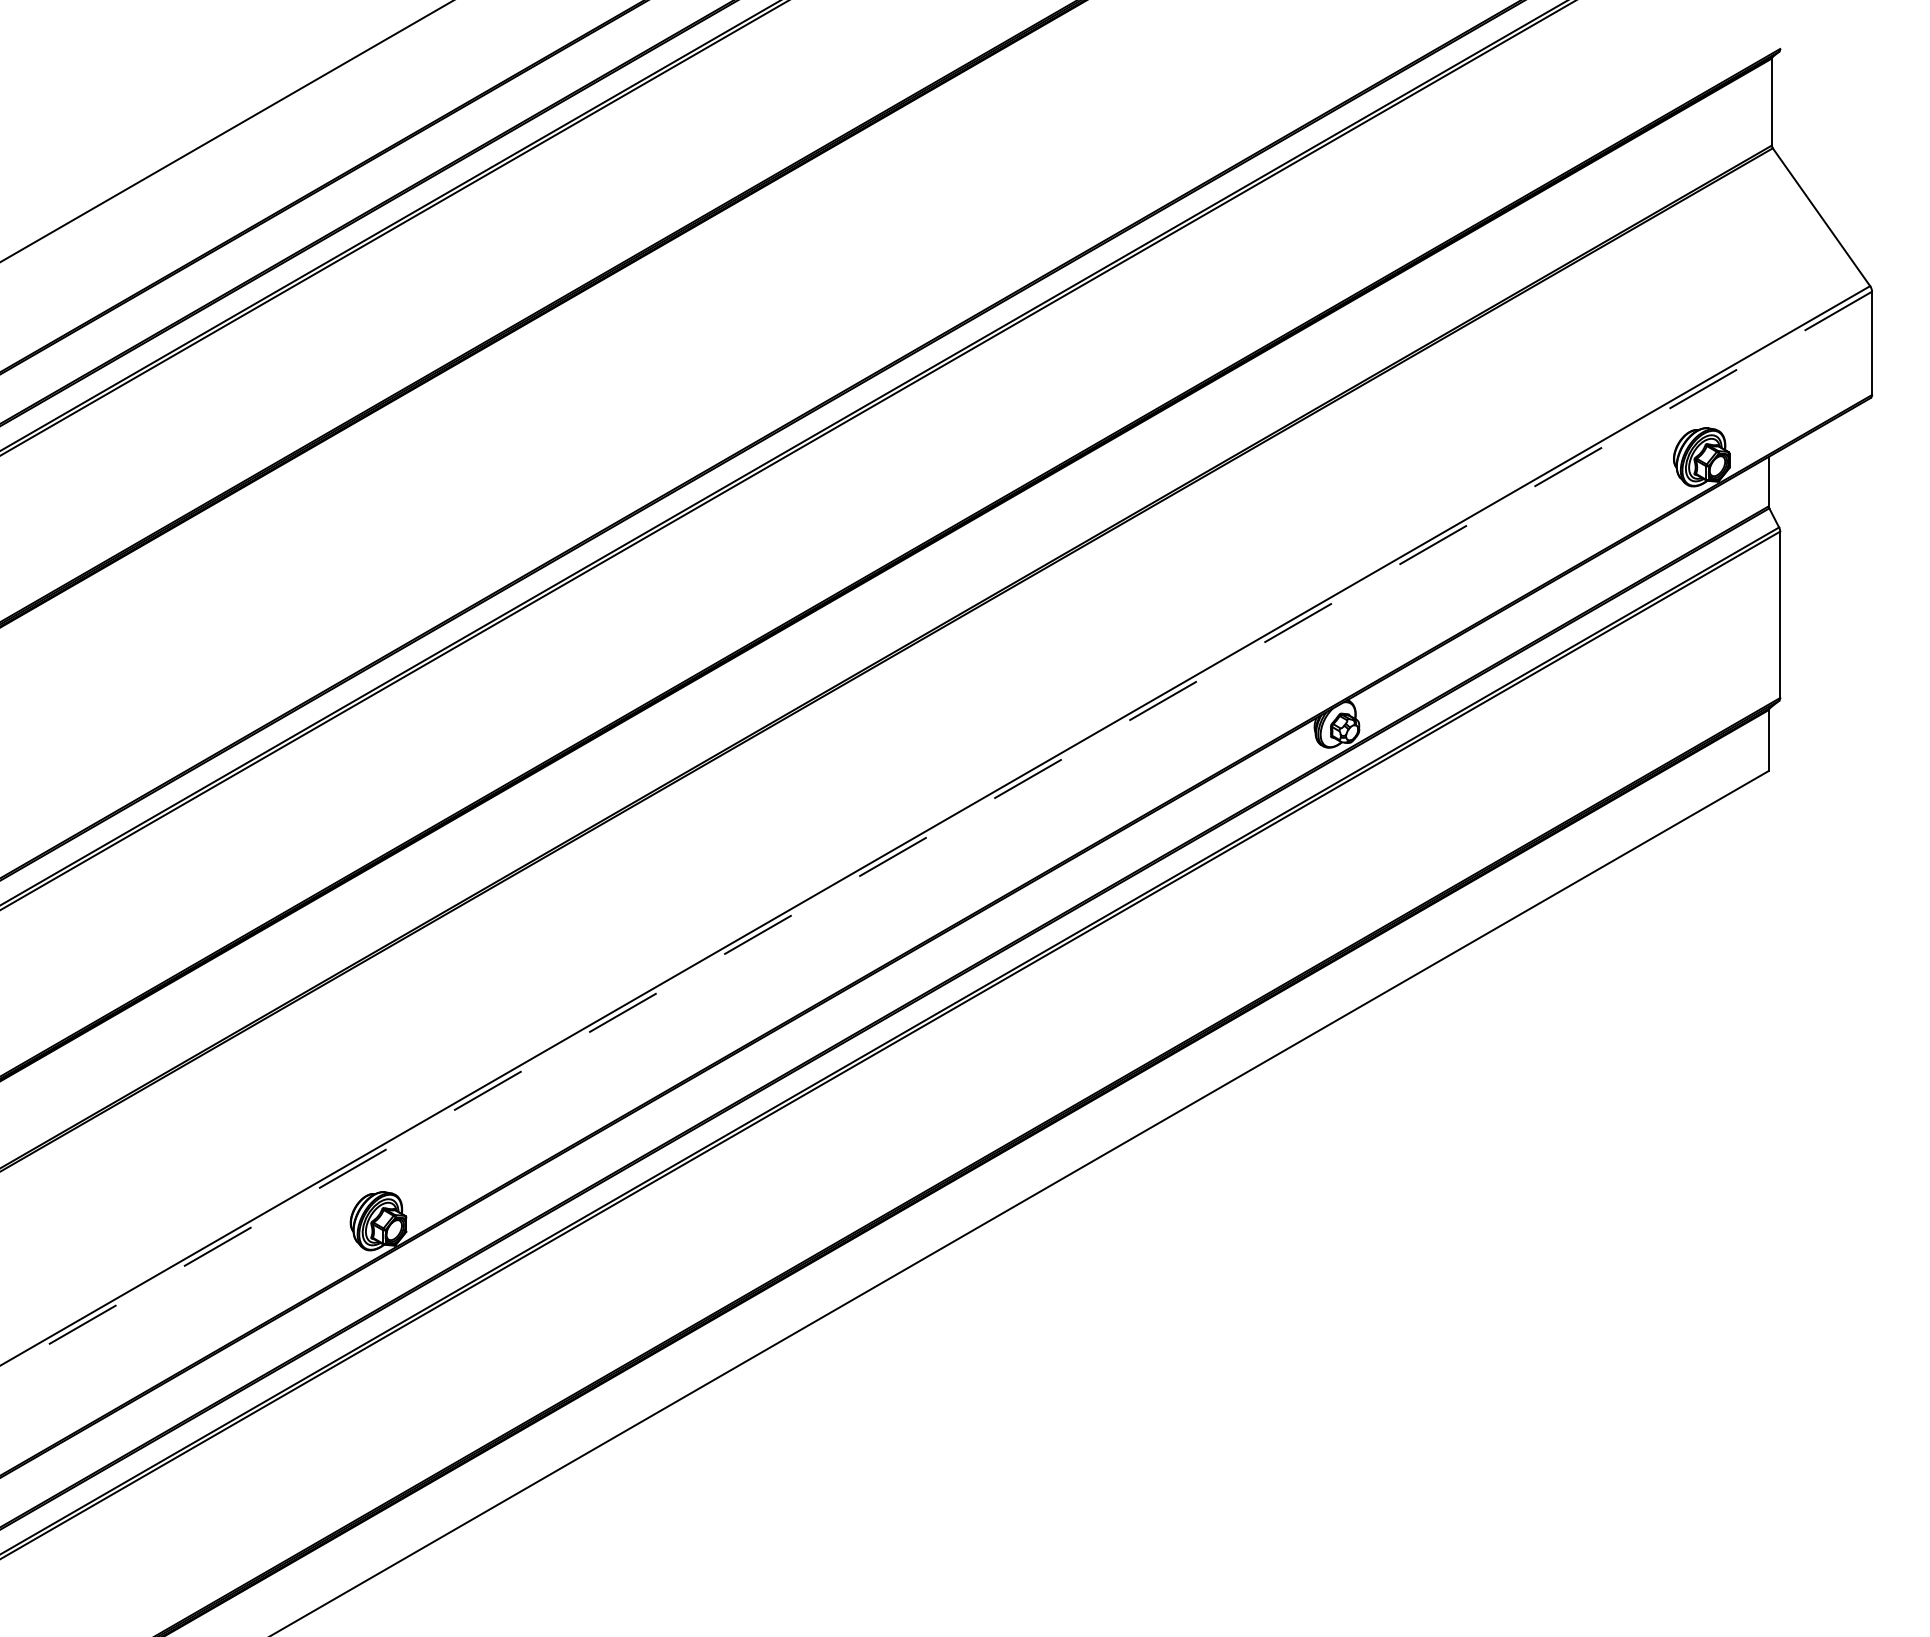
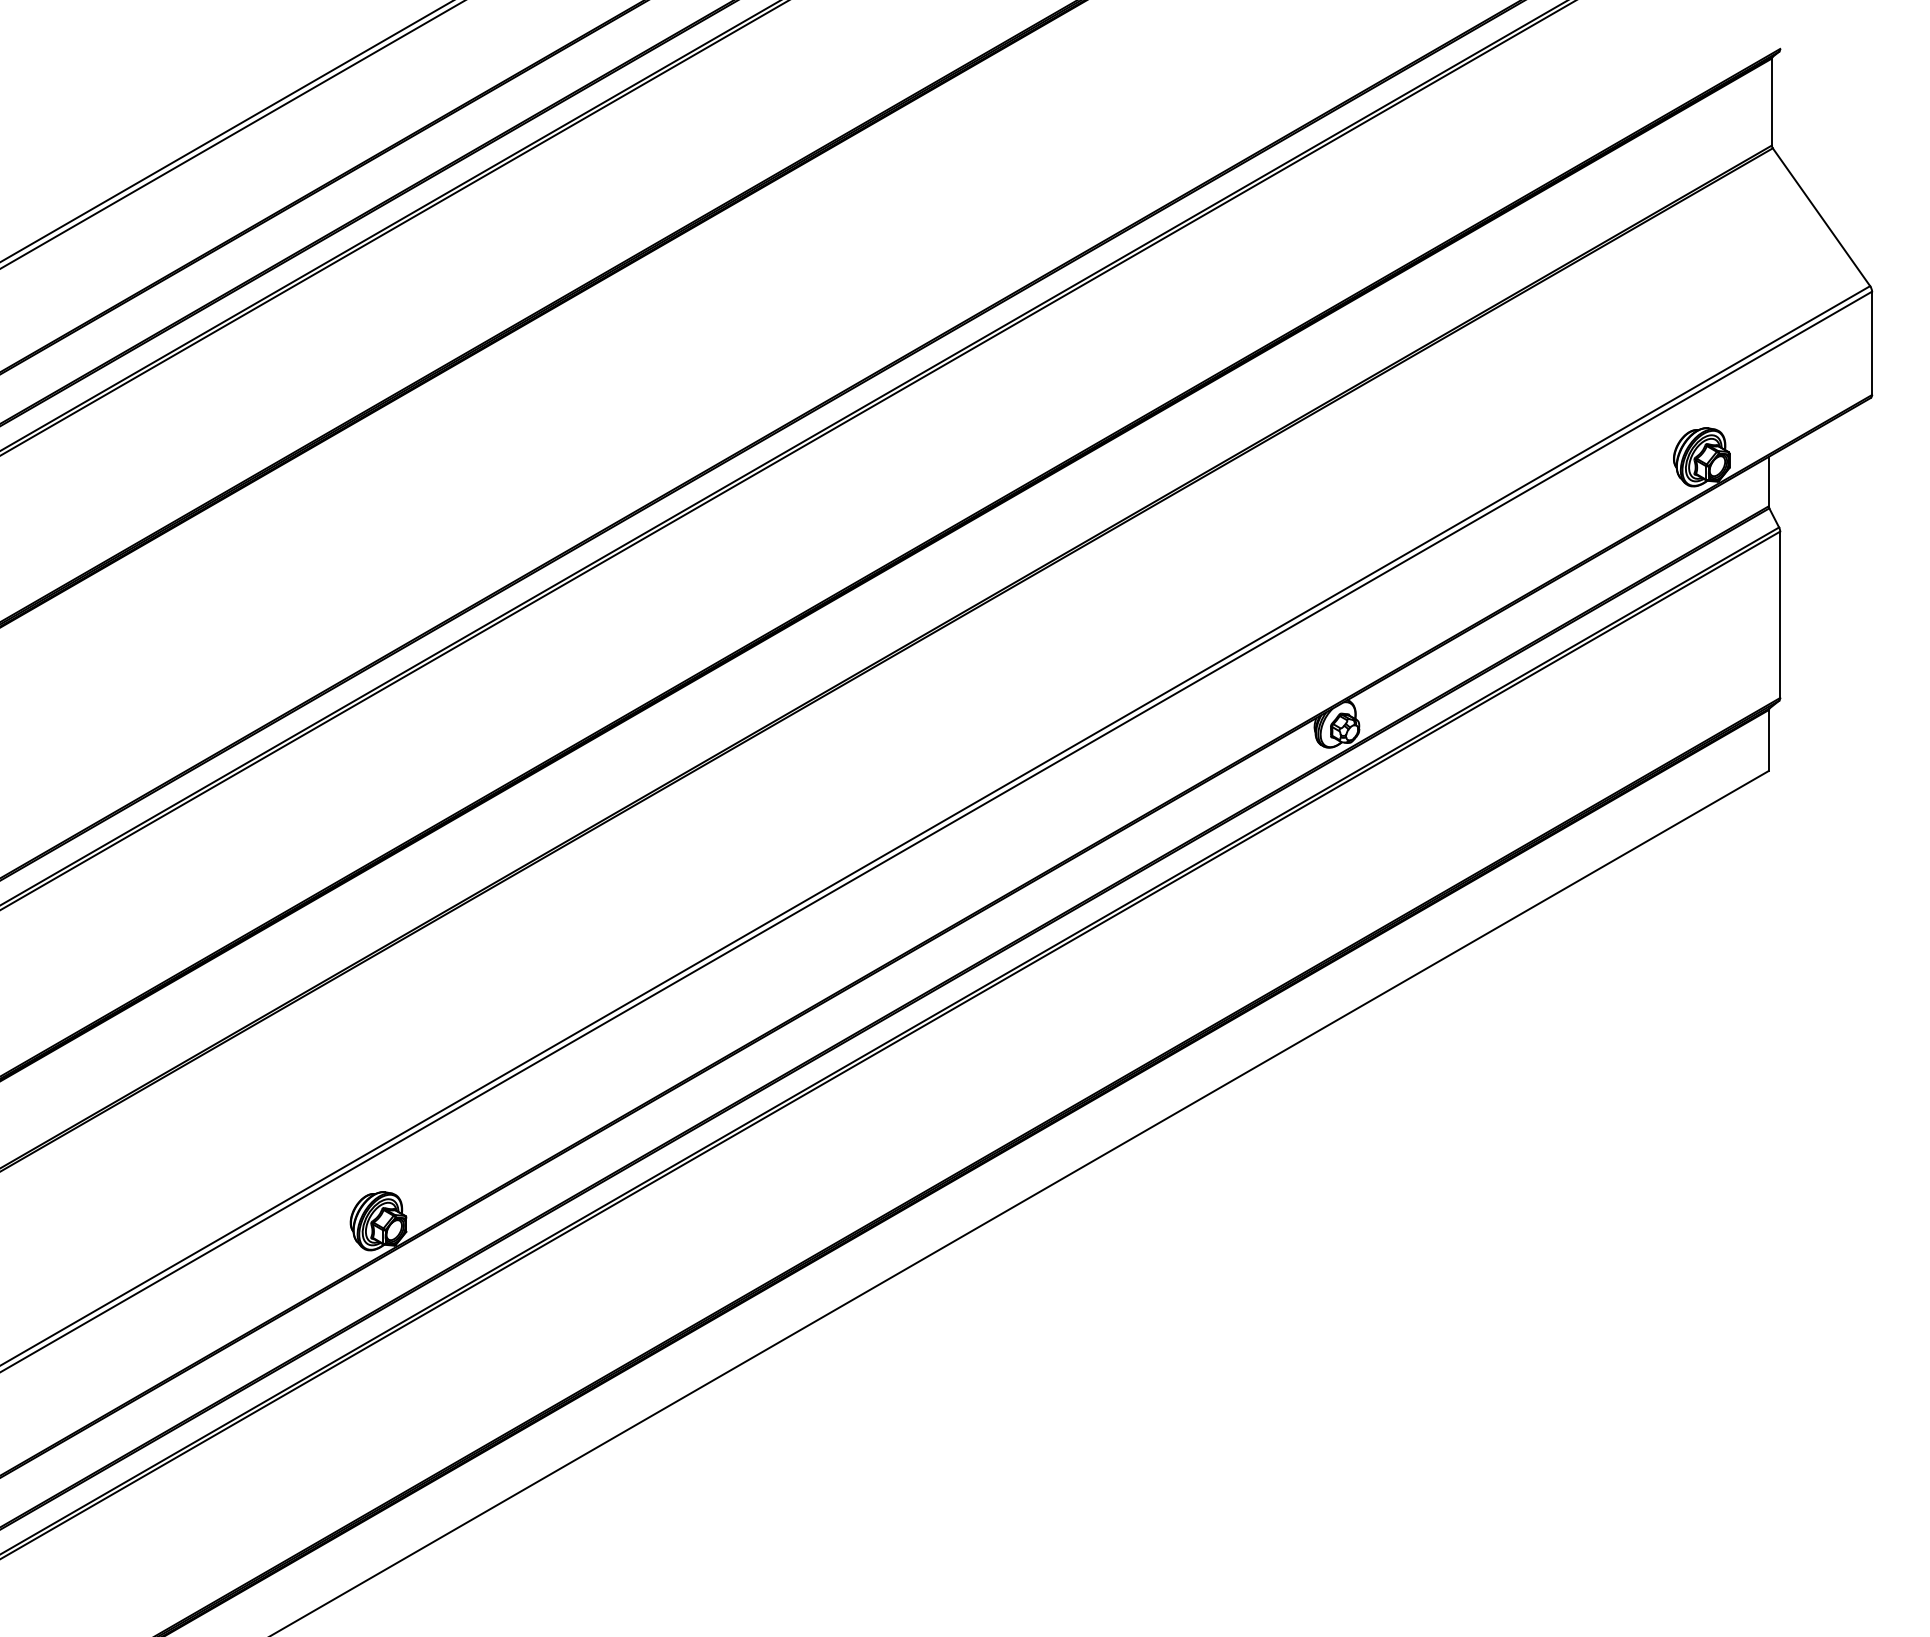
line: none -> present (231, 134)
line: dashed -> solid (935, 832)
